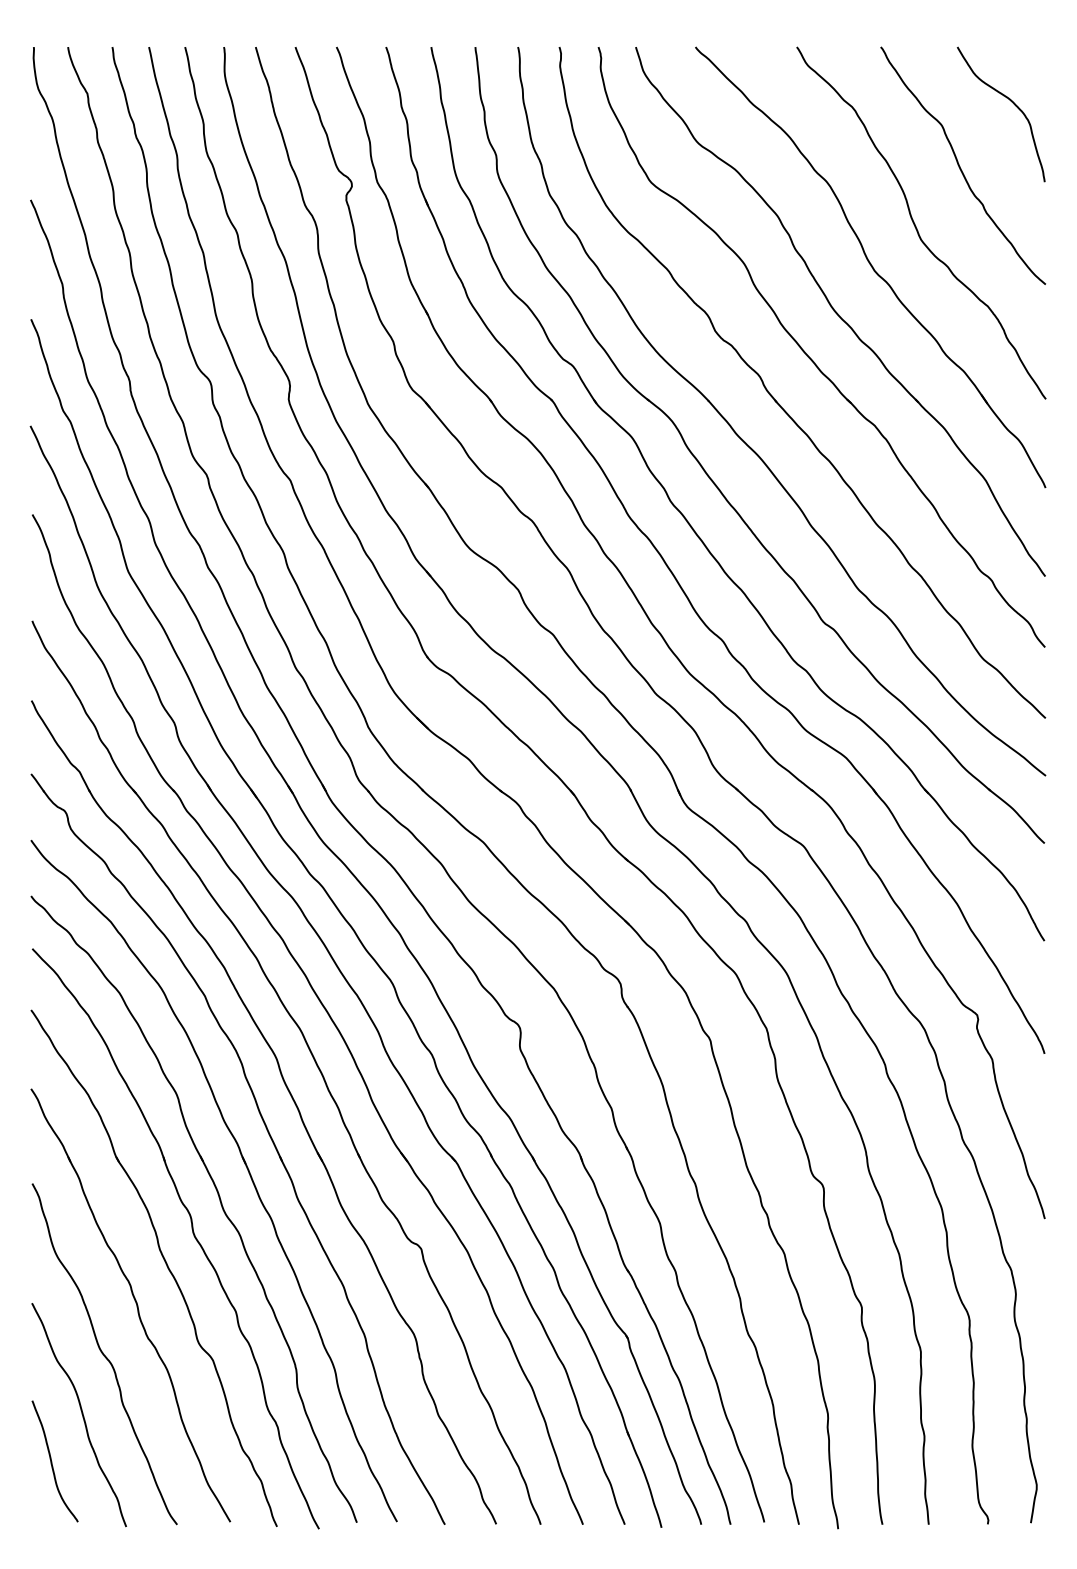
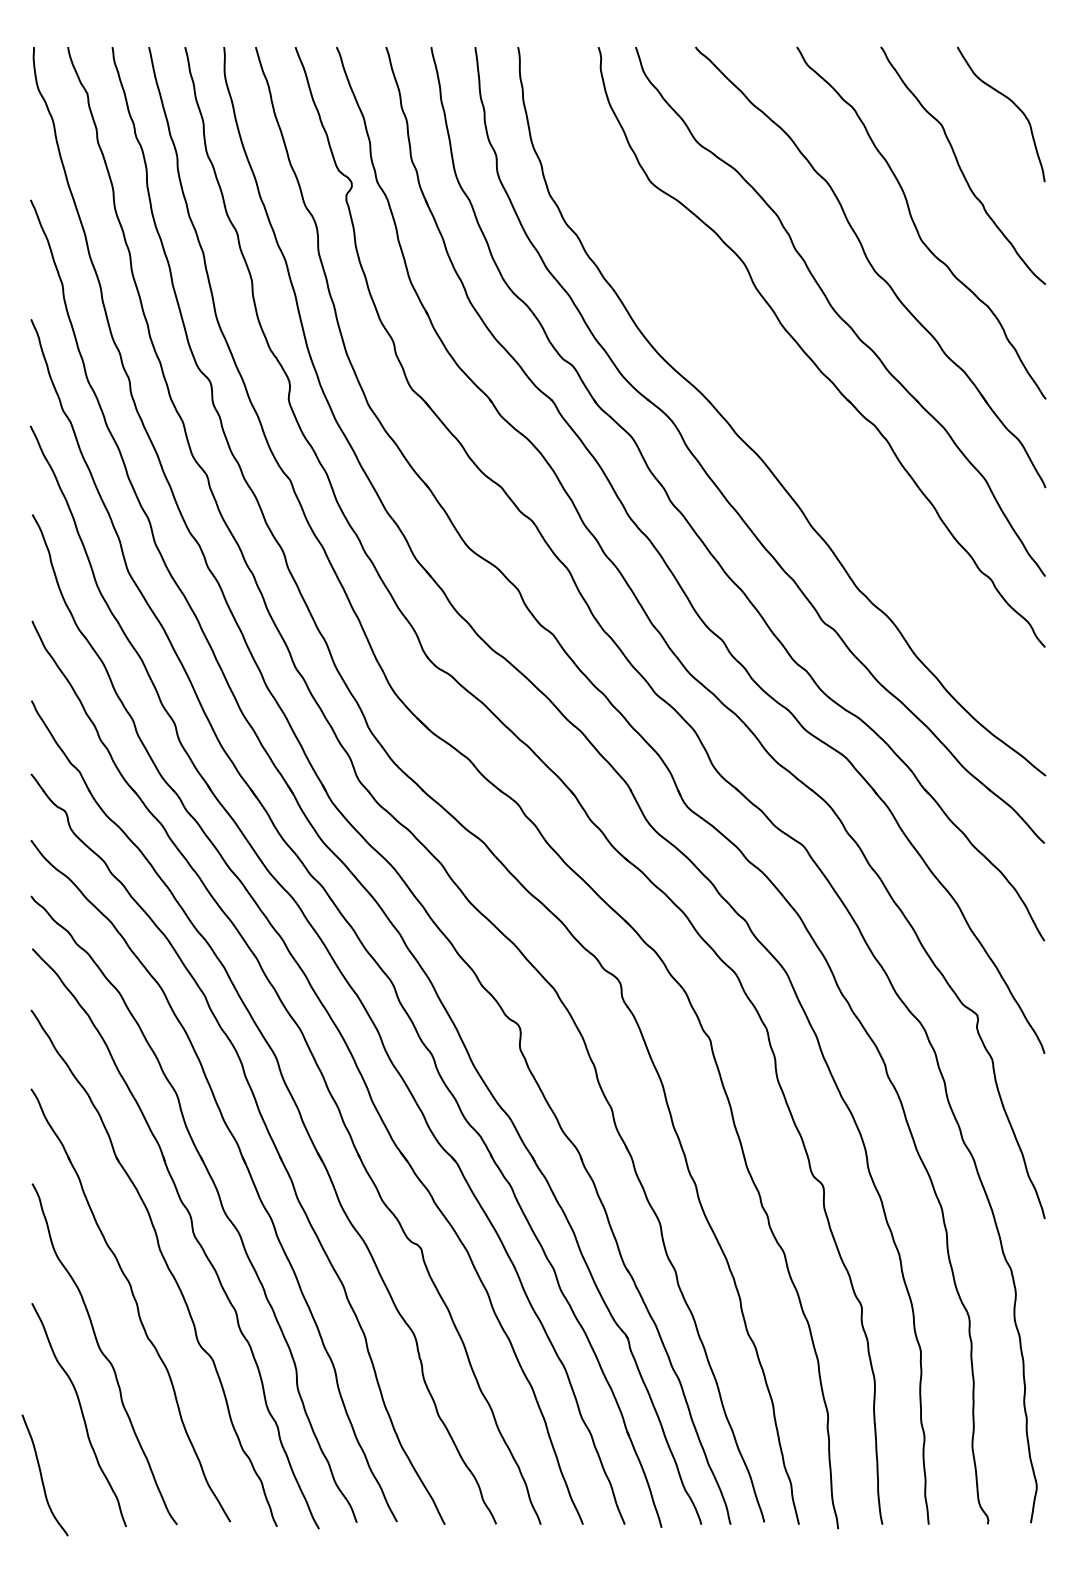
part: present -> none (780, 404)
curve position: (52, 1461) -> (42, 1475) (42, 1475)
